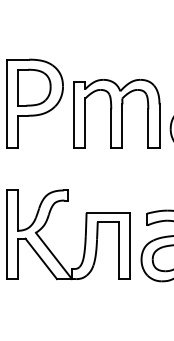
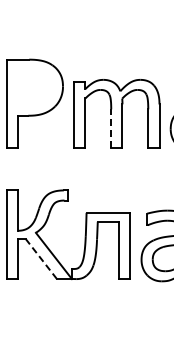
part: present -> none (34, 87)
line: solid -> dashed (111, 128)
line: solid -> dashed (41, 258)
